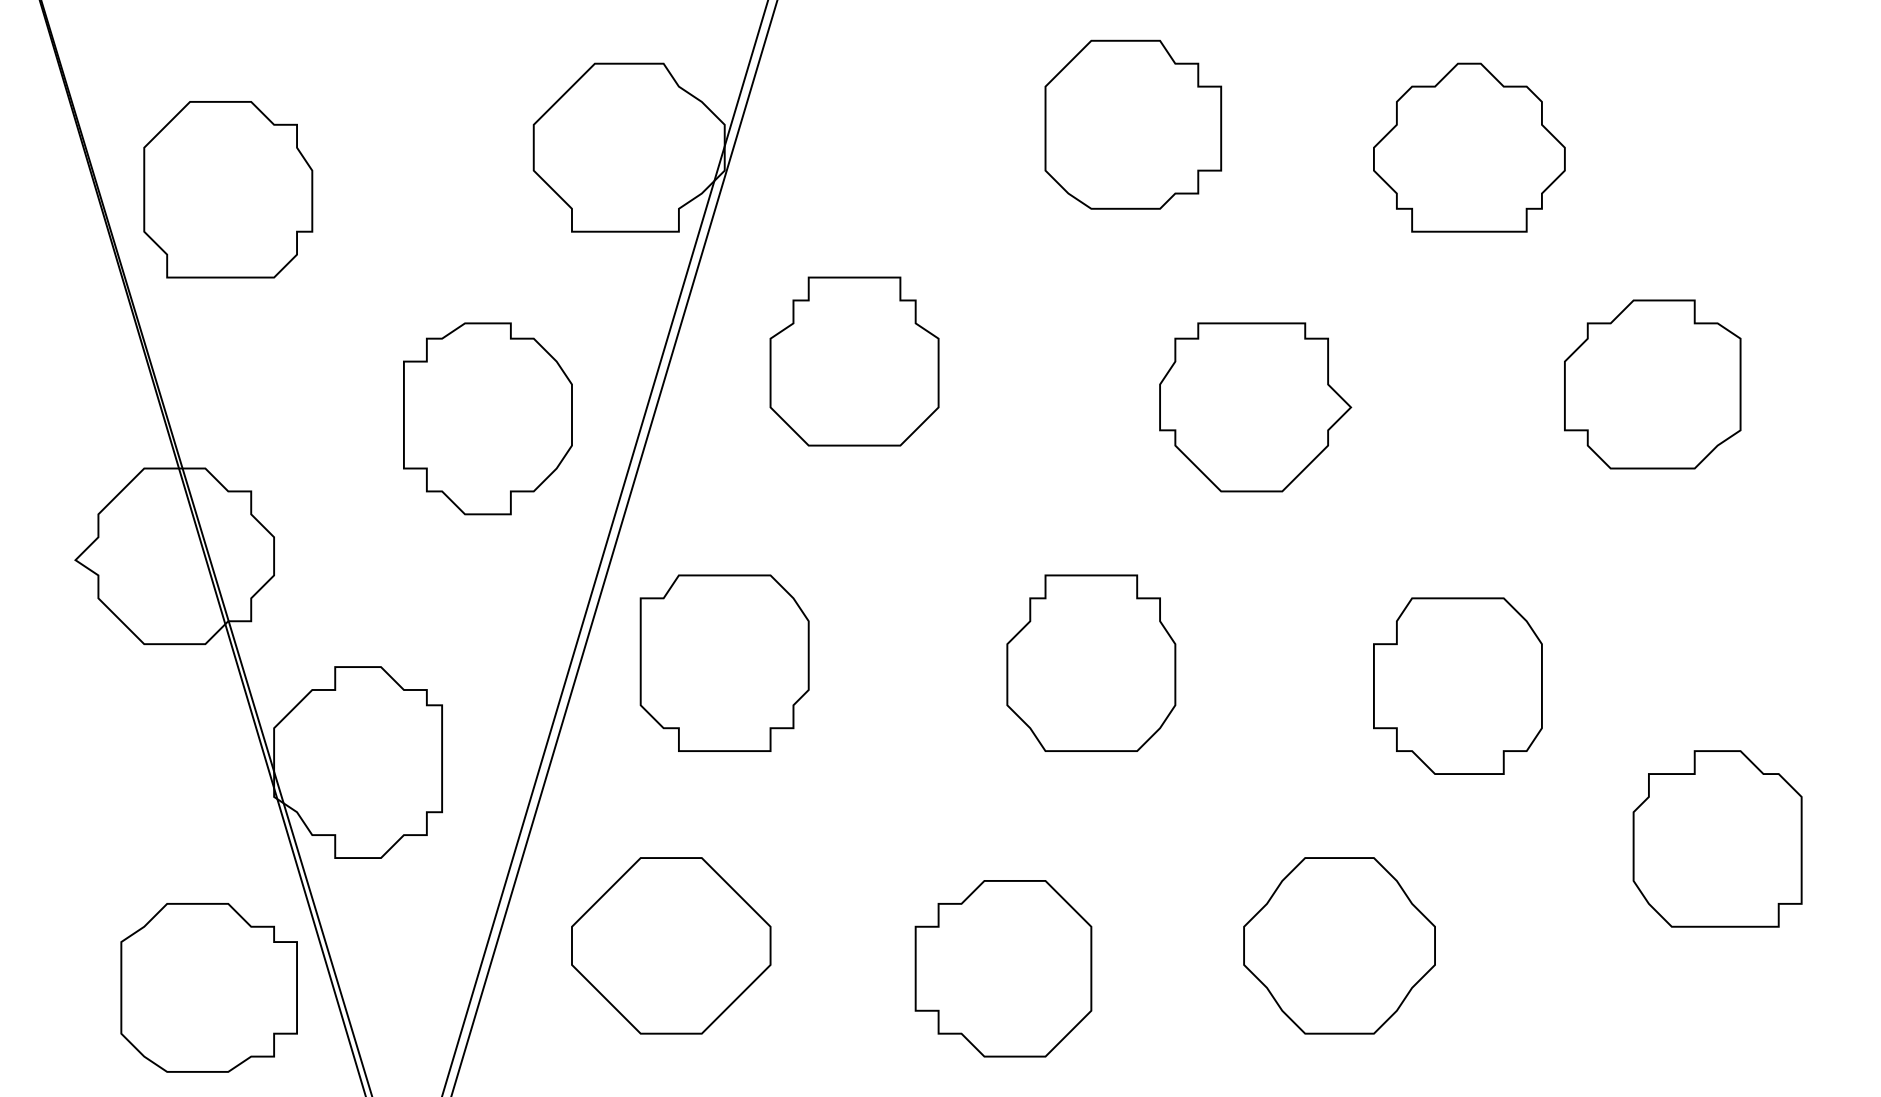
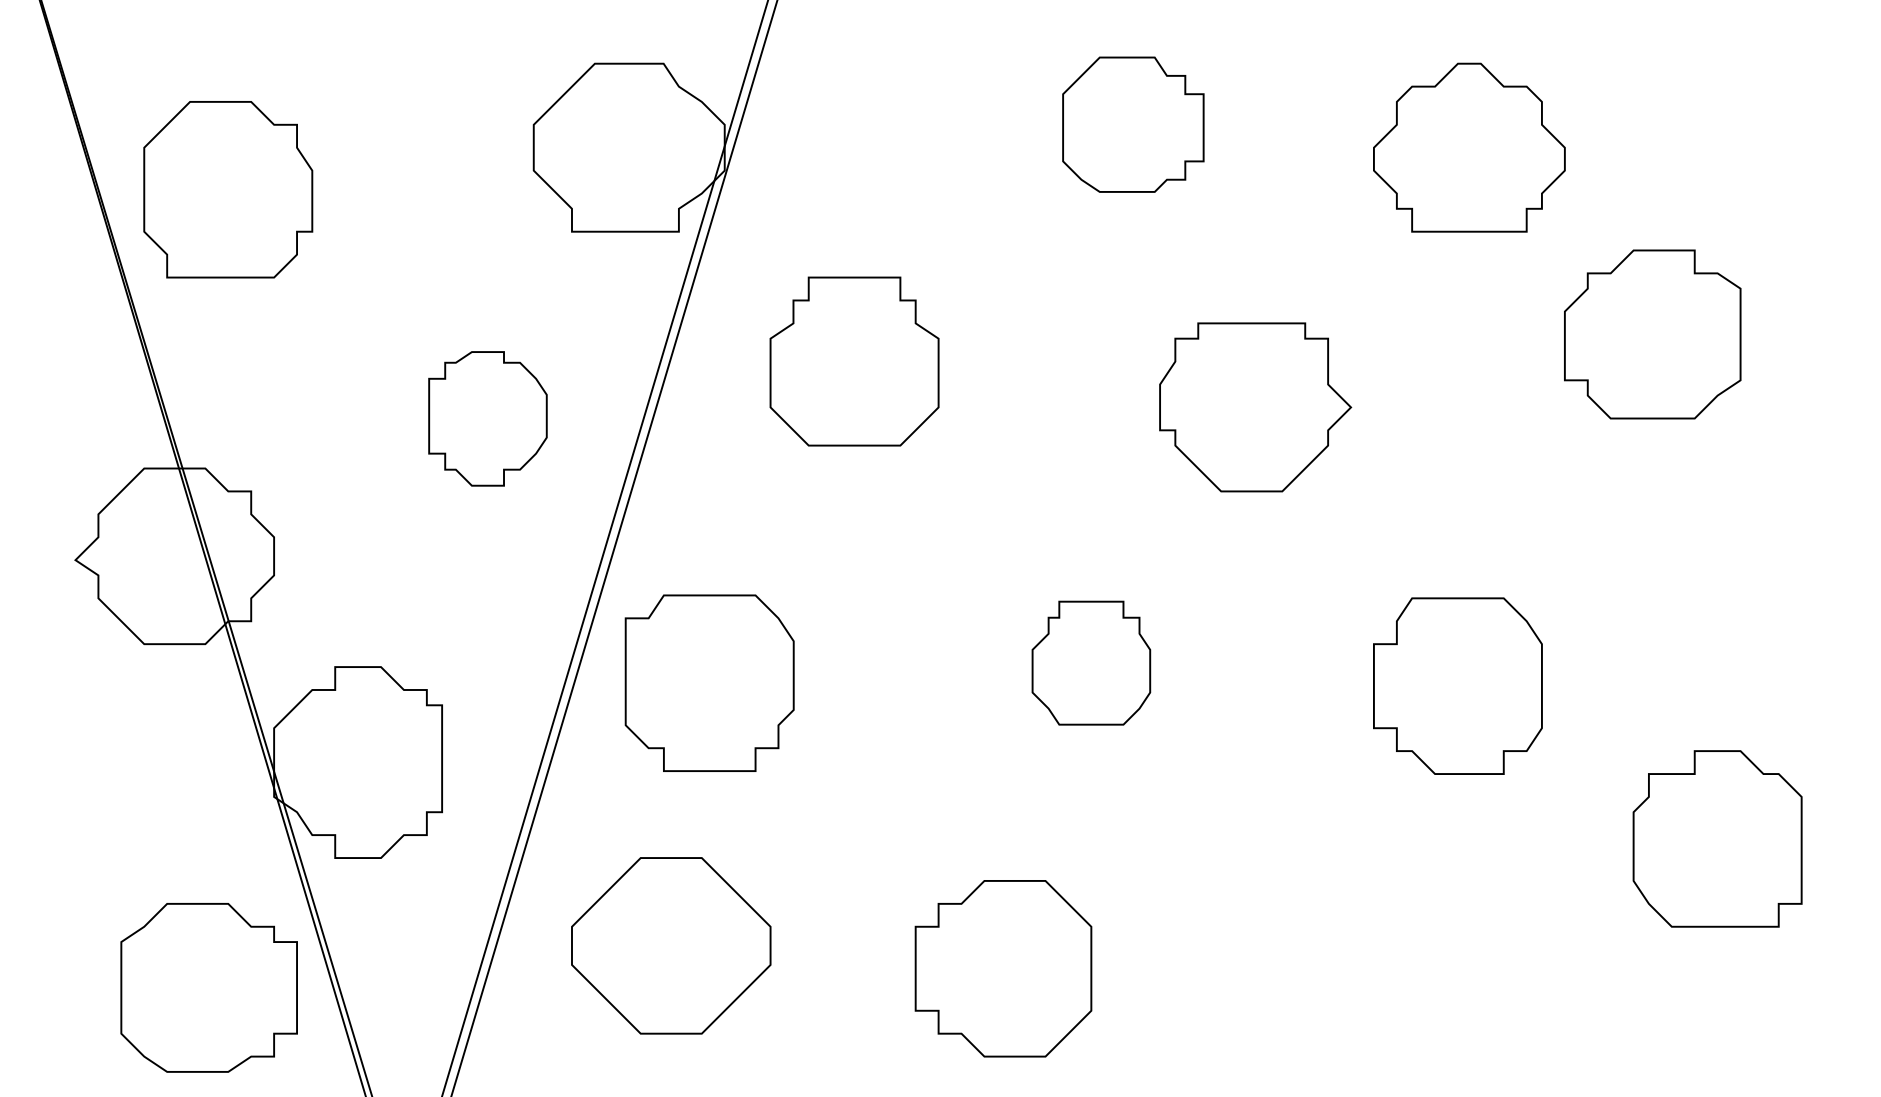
part size: 179x171 px -> 143x137 px (1133, 124)
part position: (1652, 384) -> (1652, 334) (1652, 334)
part size: 170x194 px -> 120x136 px (487, 418)
part position: (724, 662) -> (709, 682) (709, 682)
part size: 171x178 px -> 121x126 px (1091, 662)
part: present -> none (1339, 945)
